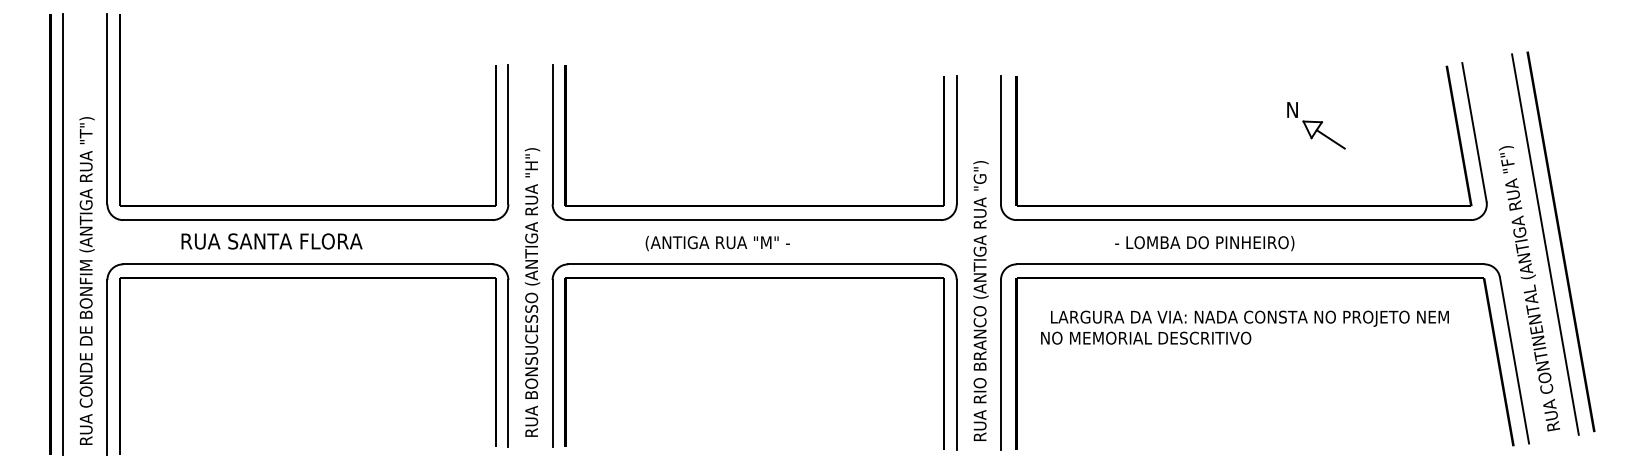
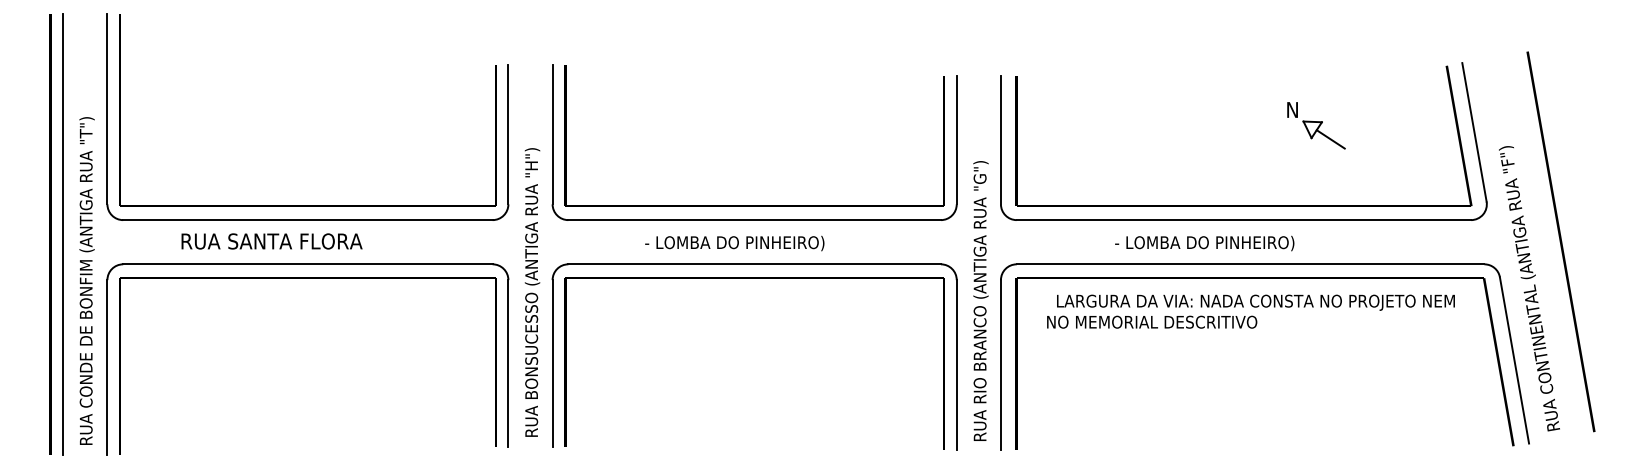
text: (ANTIGA RUA "M" - -> - LOMBA DO PINHEIRO) (734, 243)
line: present -> none (1545, 244)
text position: (1244, 327) -> (1250, 311) (1250, 311)
